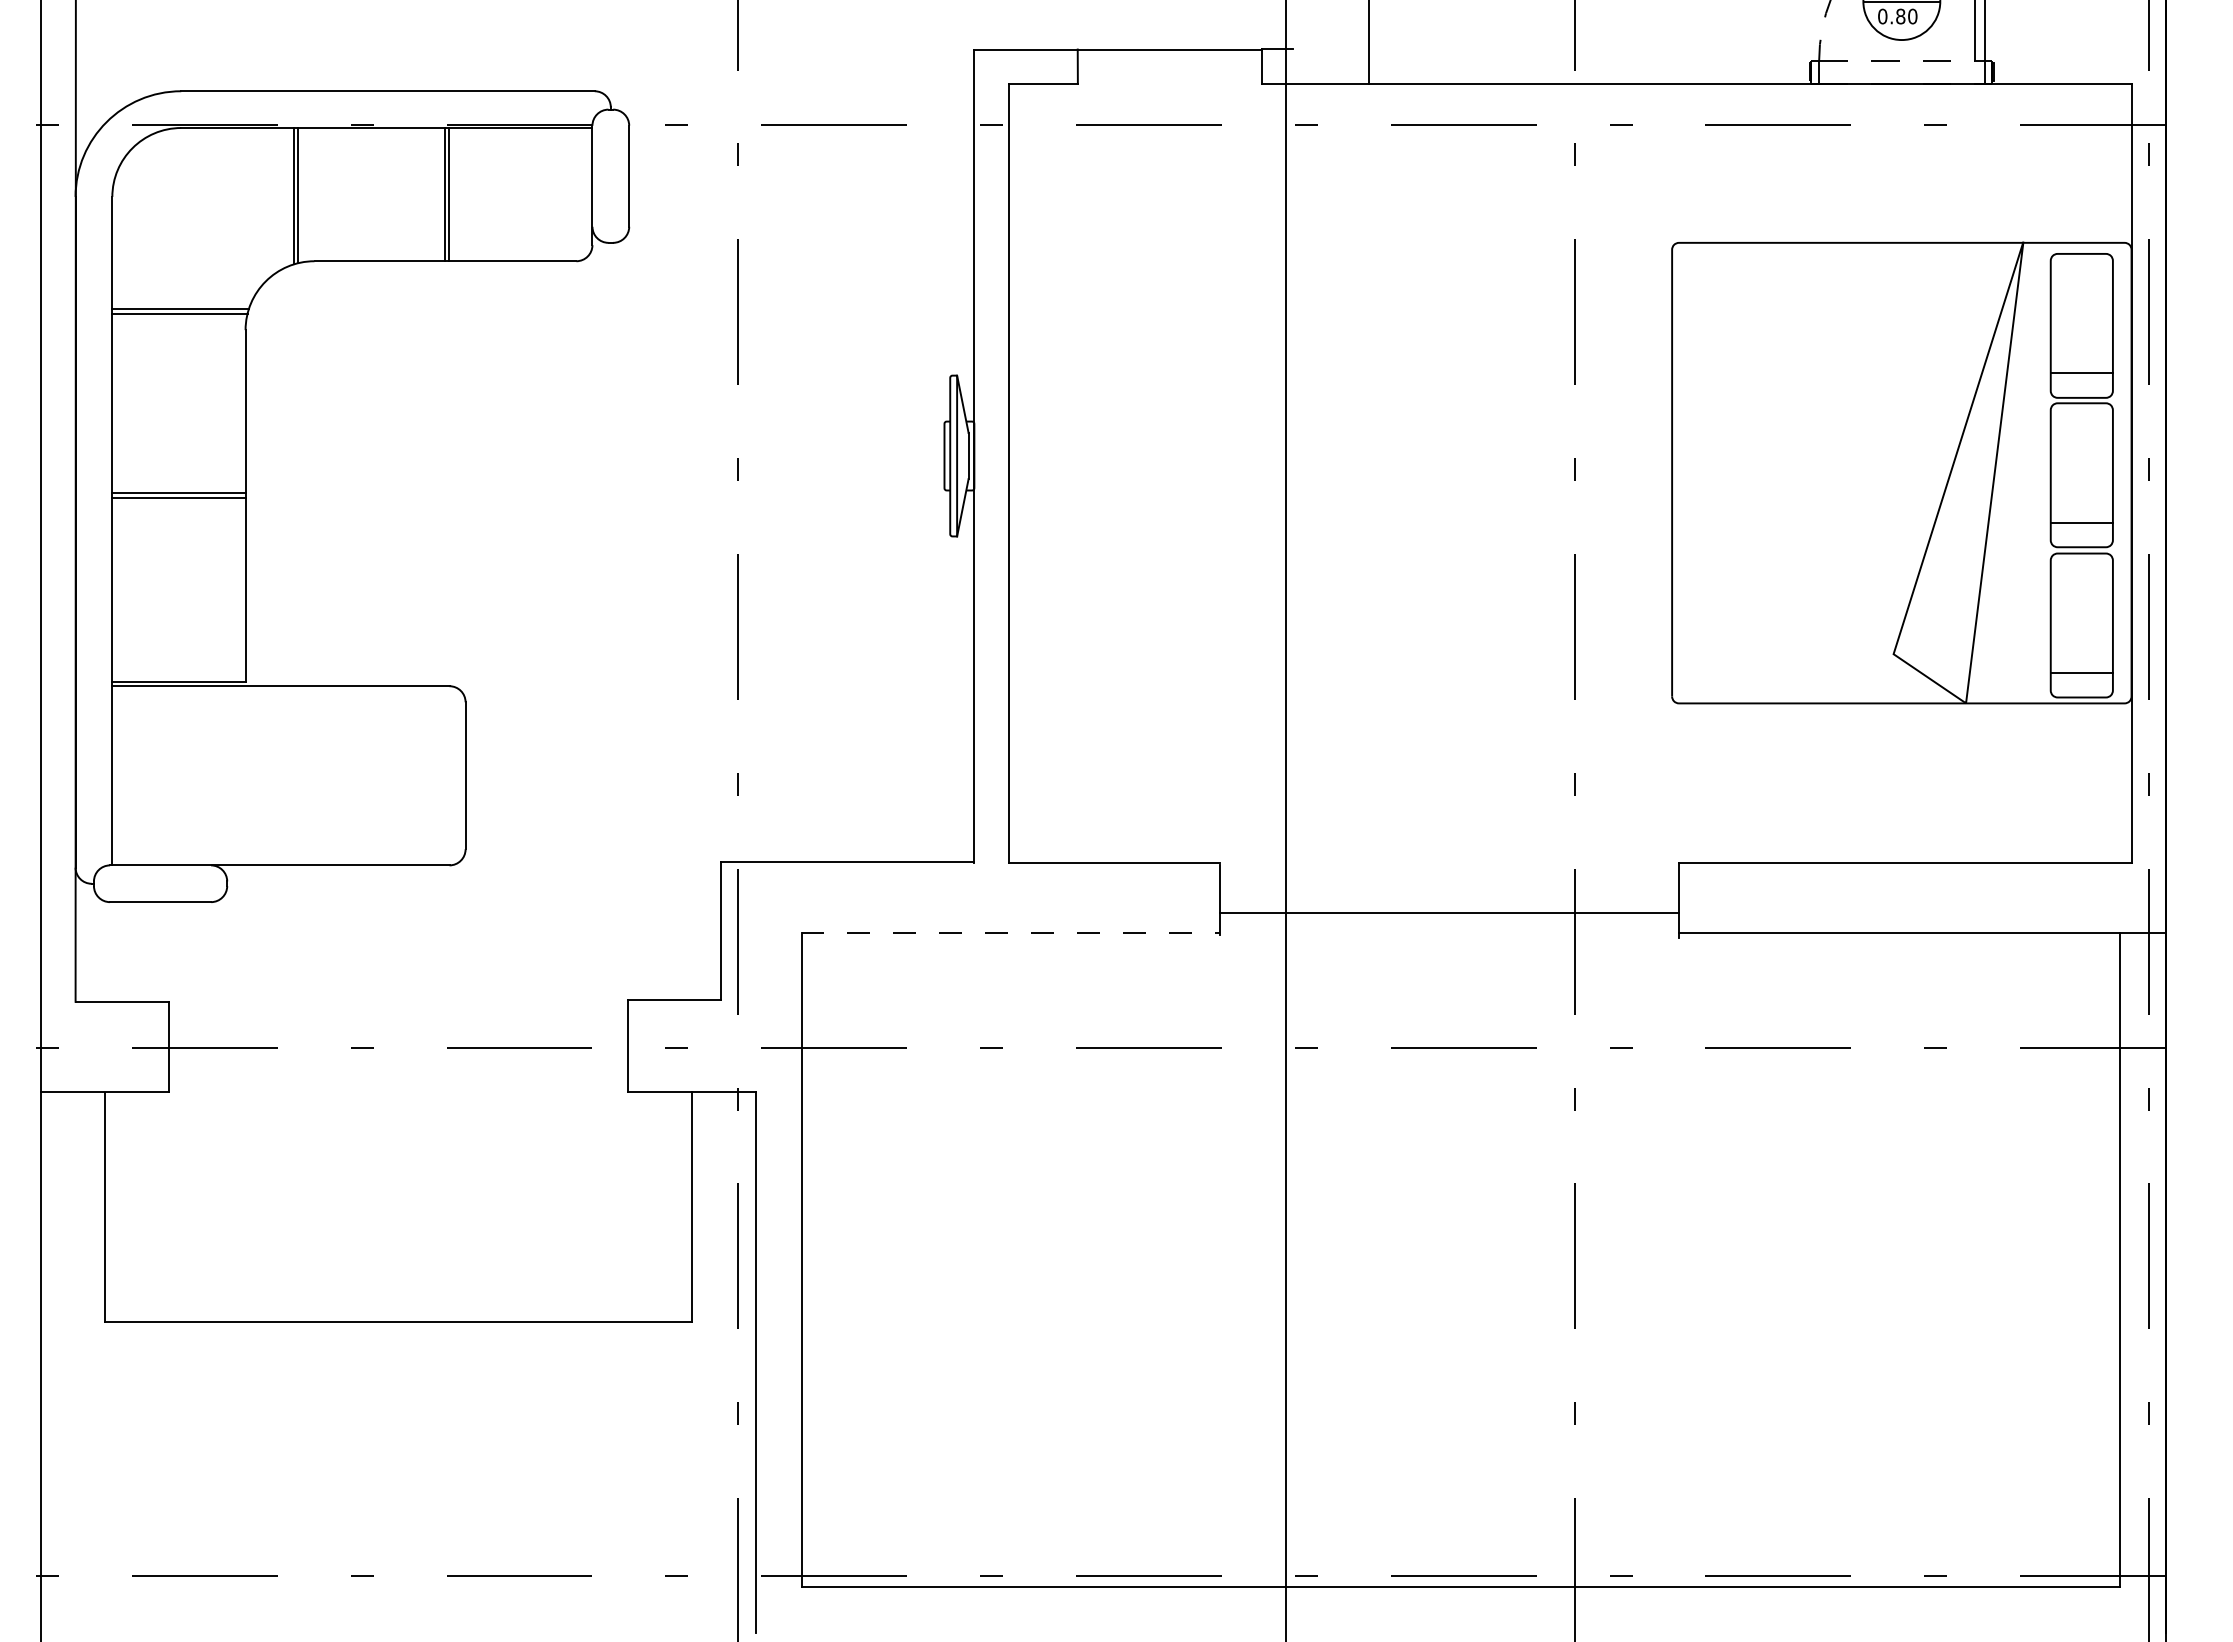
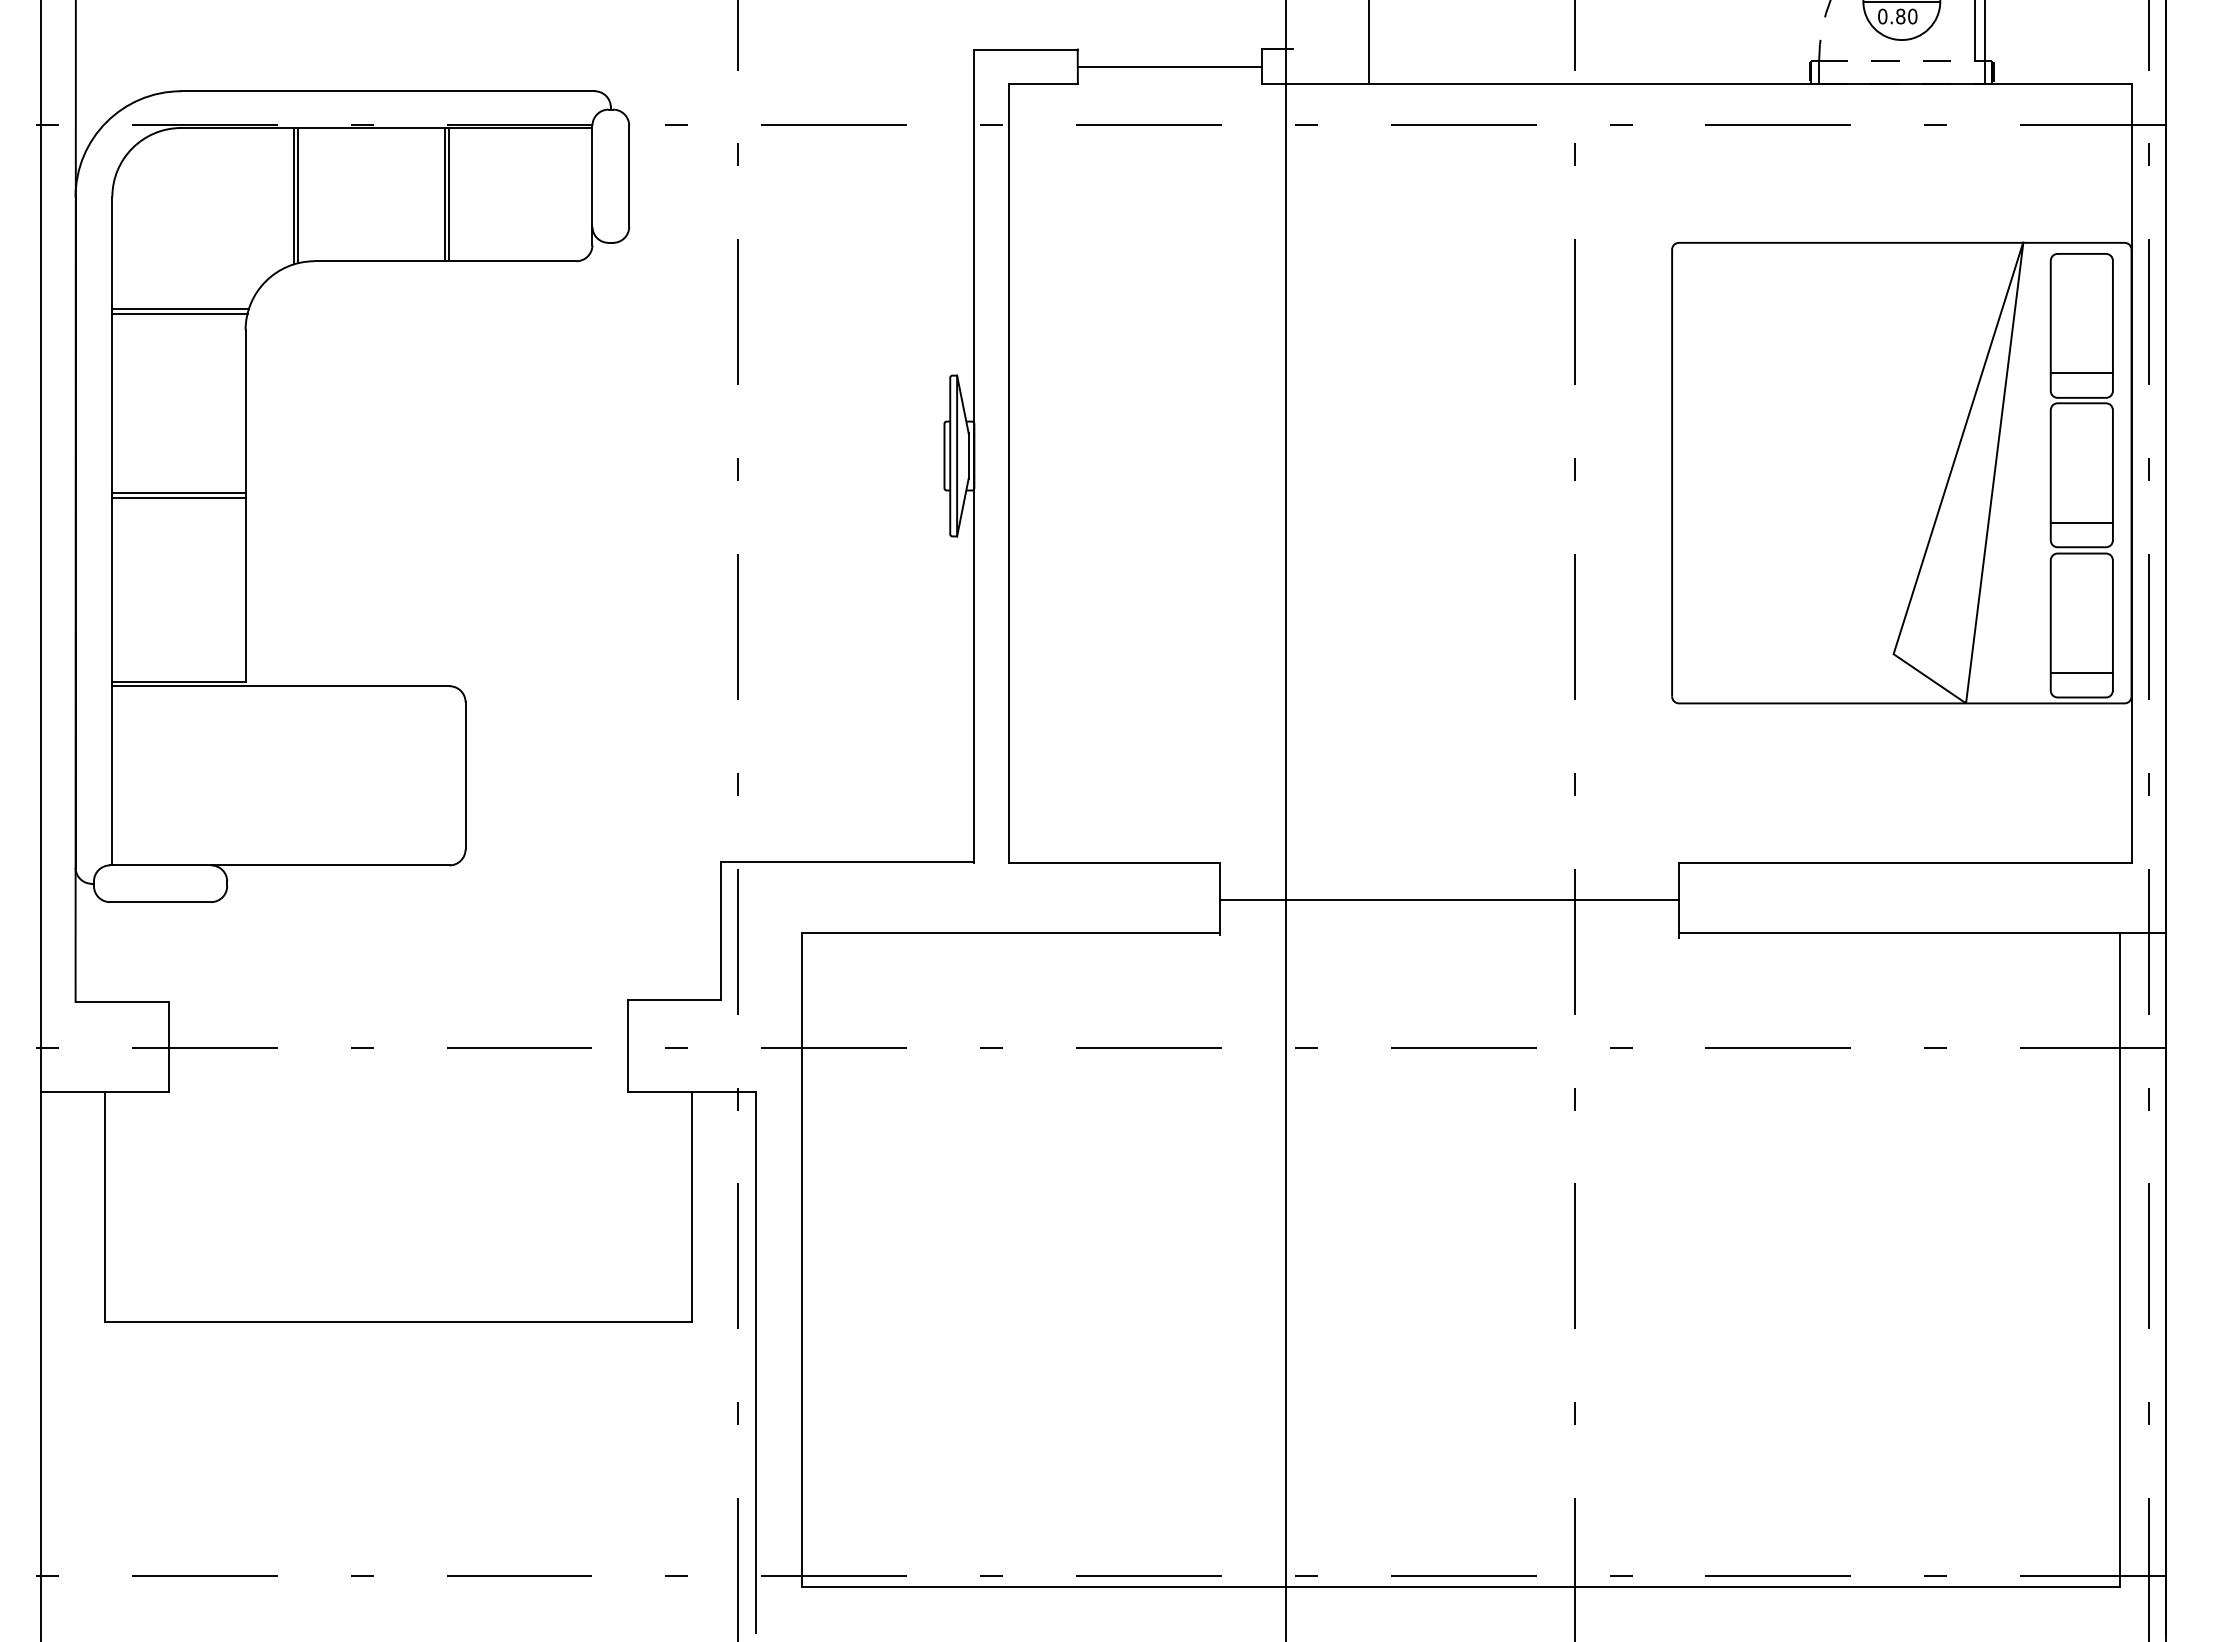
line position: (1169, 49) -> (1169, 66) (1169, 66)
line position: (1449, 913) -> (1449, 900) (1449, 900)
line: dashed -> solid (1011, 933)
